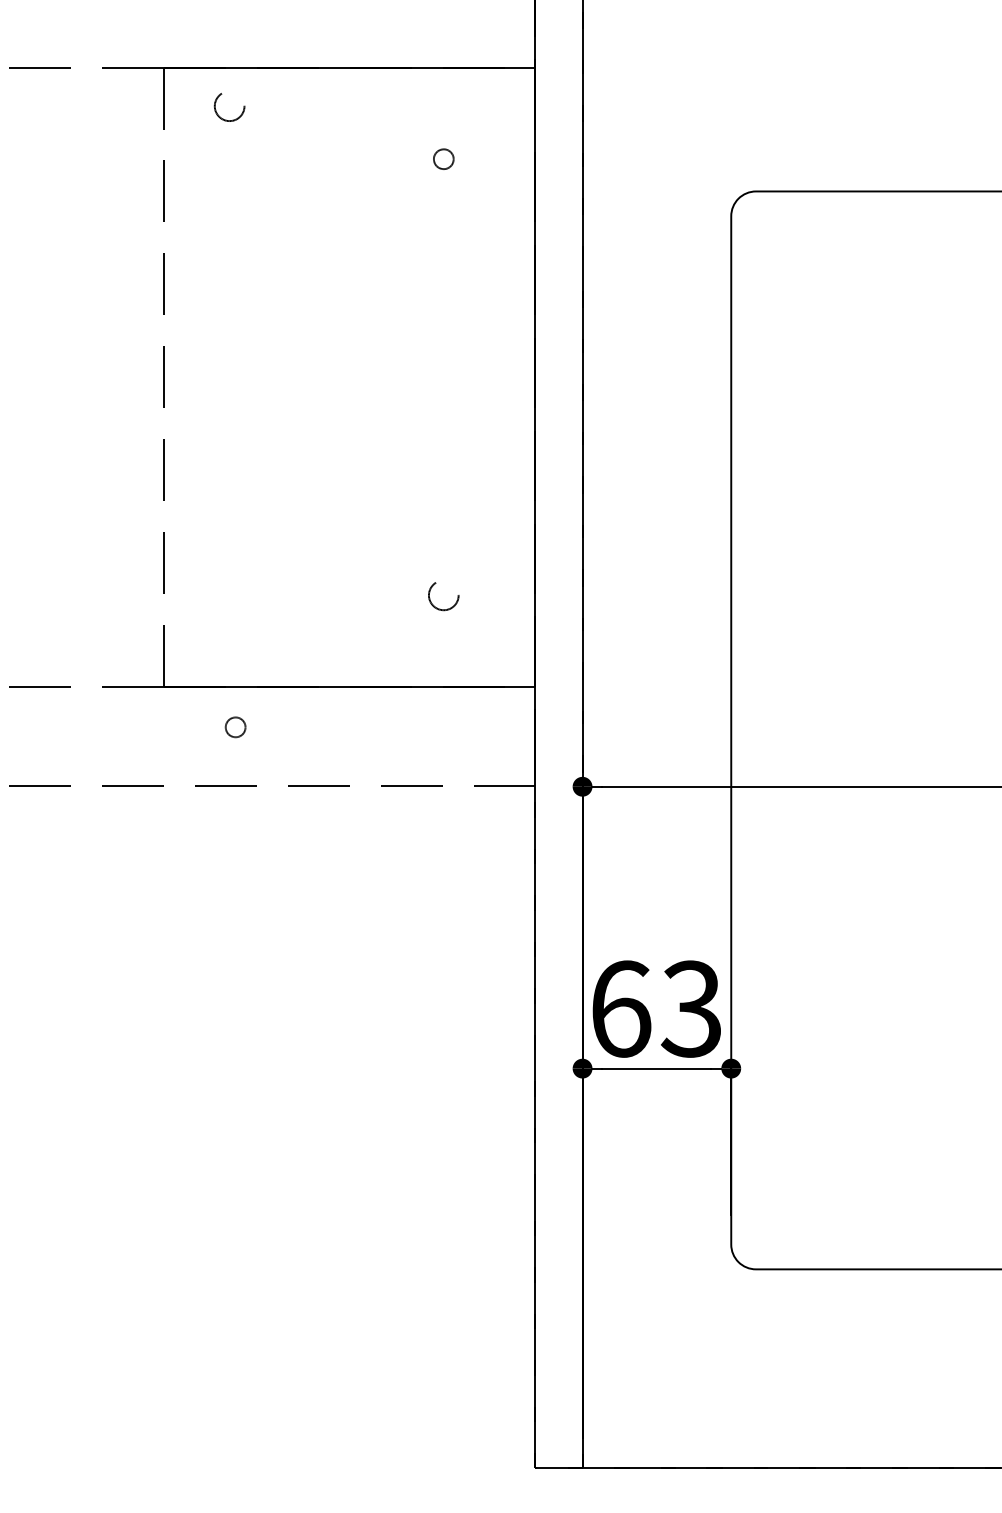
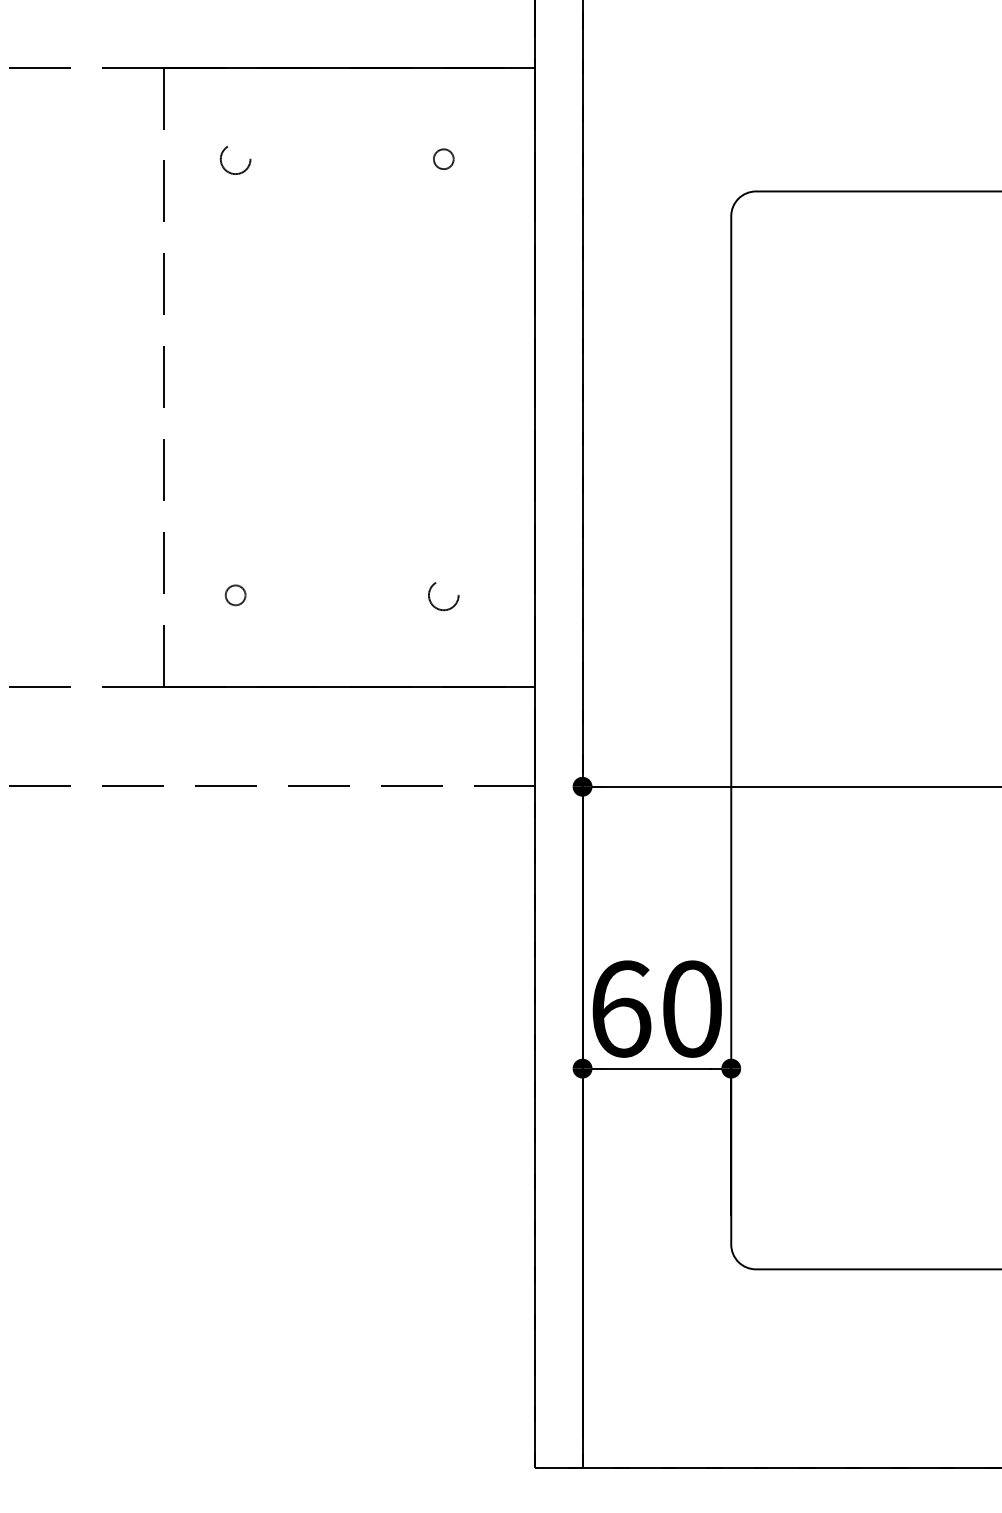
circle position: (229, 107) -> (235, 160) (235, 160)
circle position: (235, 727) -> (235, 595) (235, 595)
text: 63 -> 60 (690, 1008)
